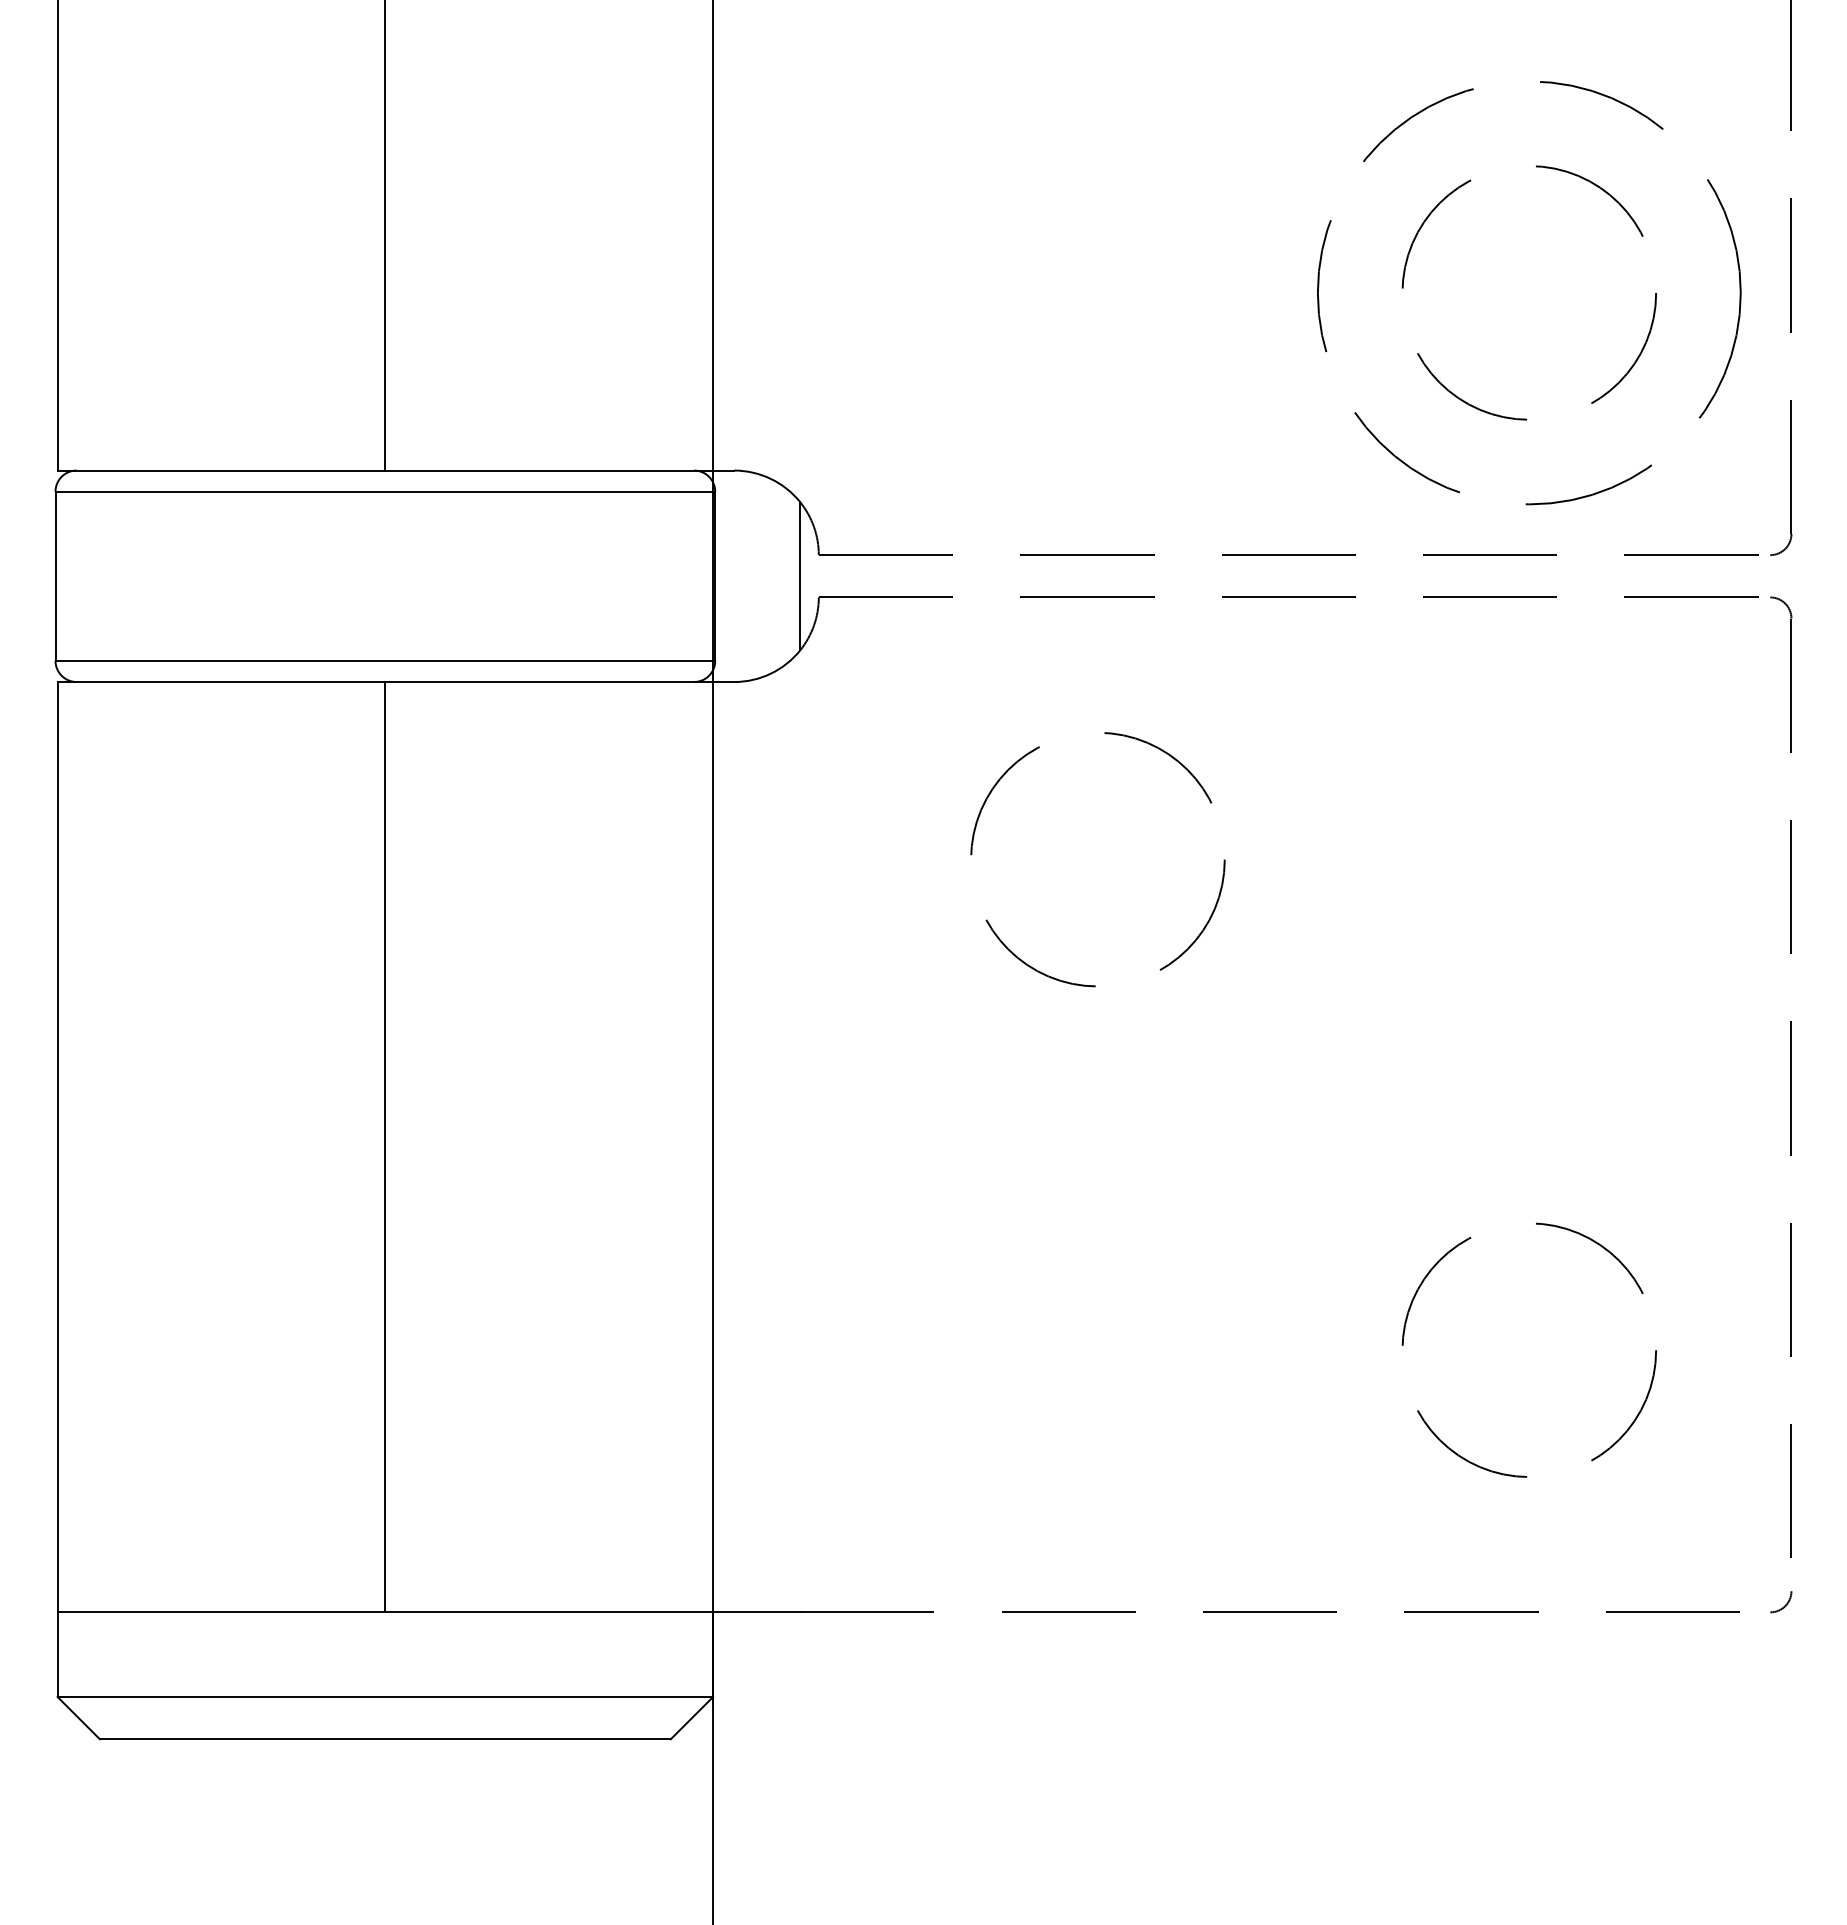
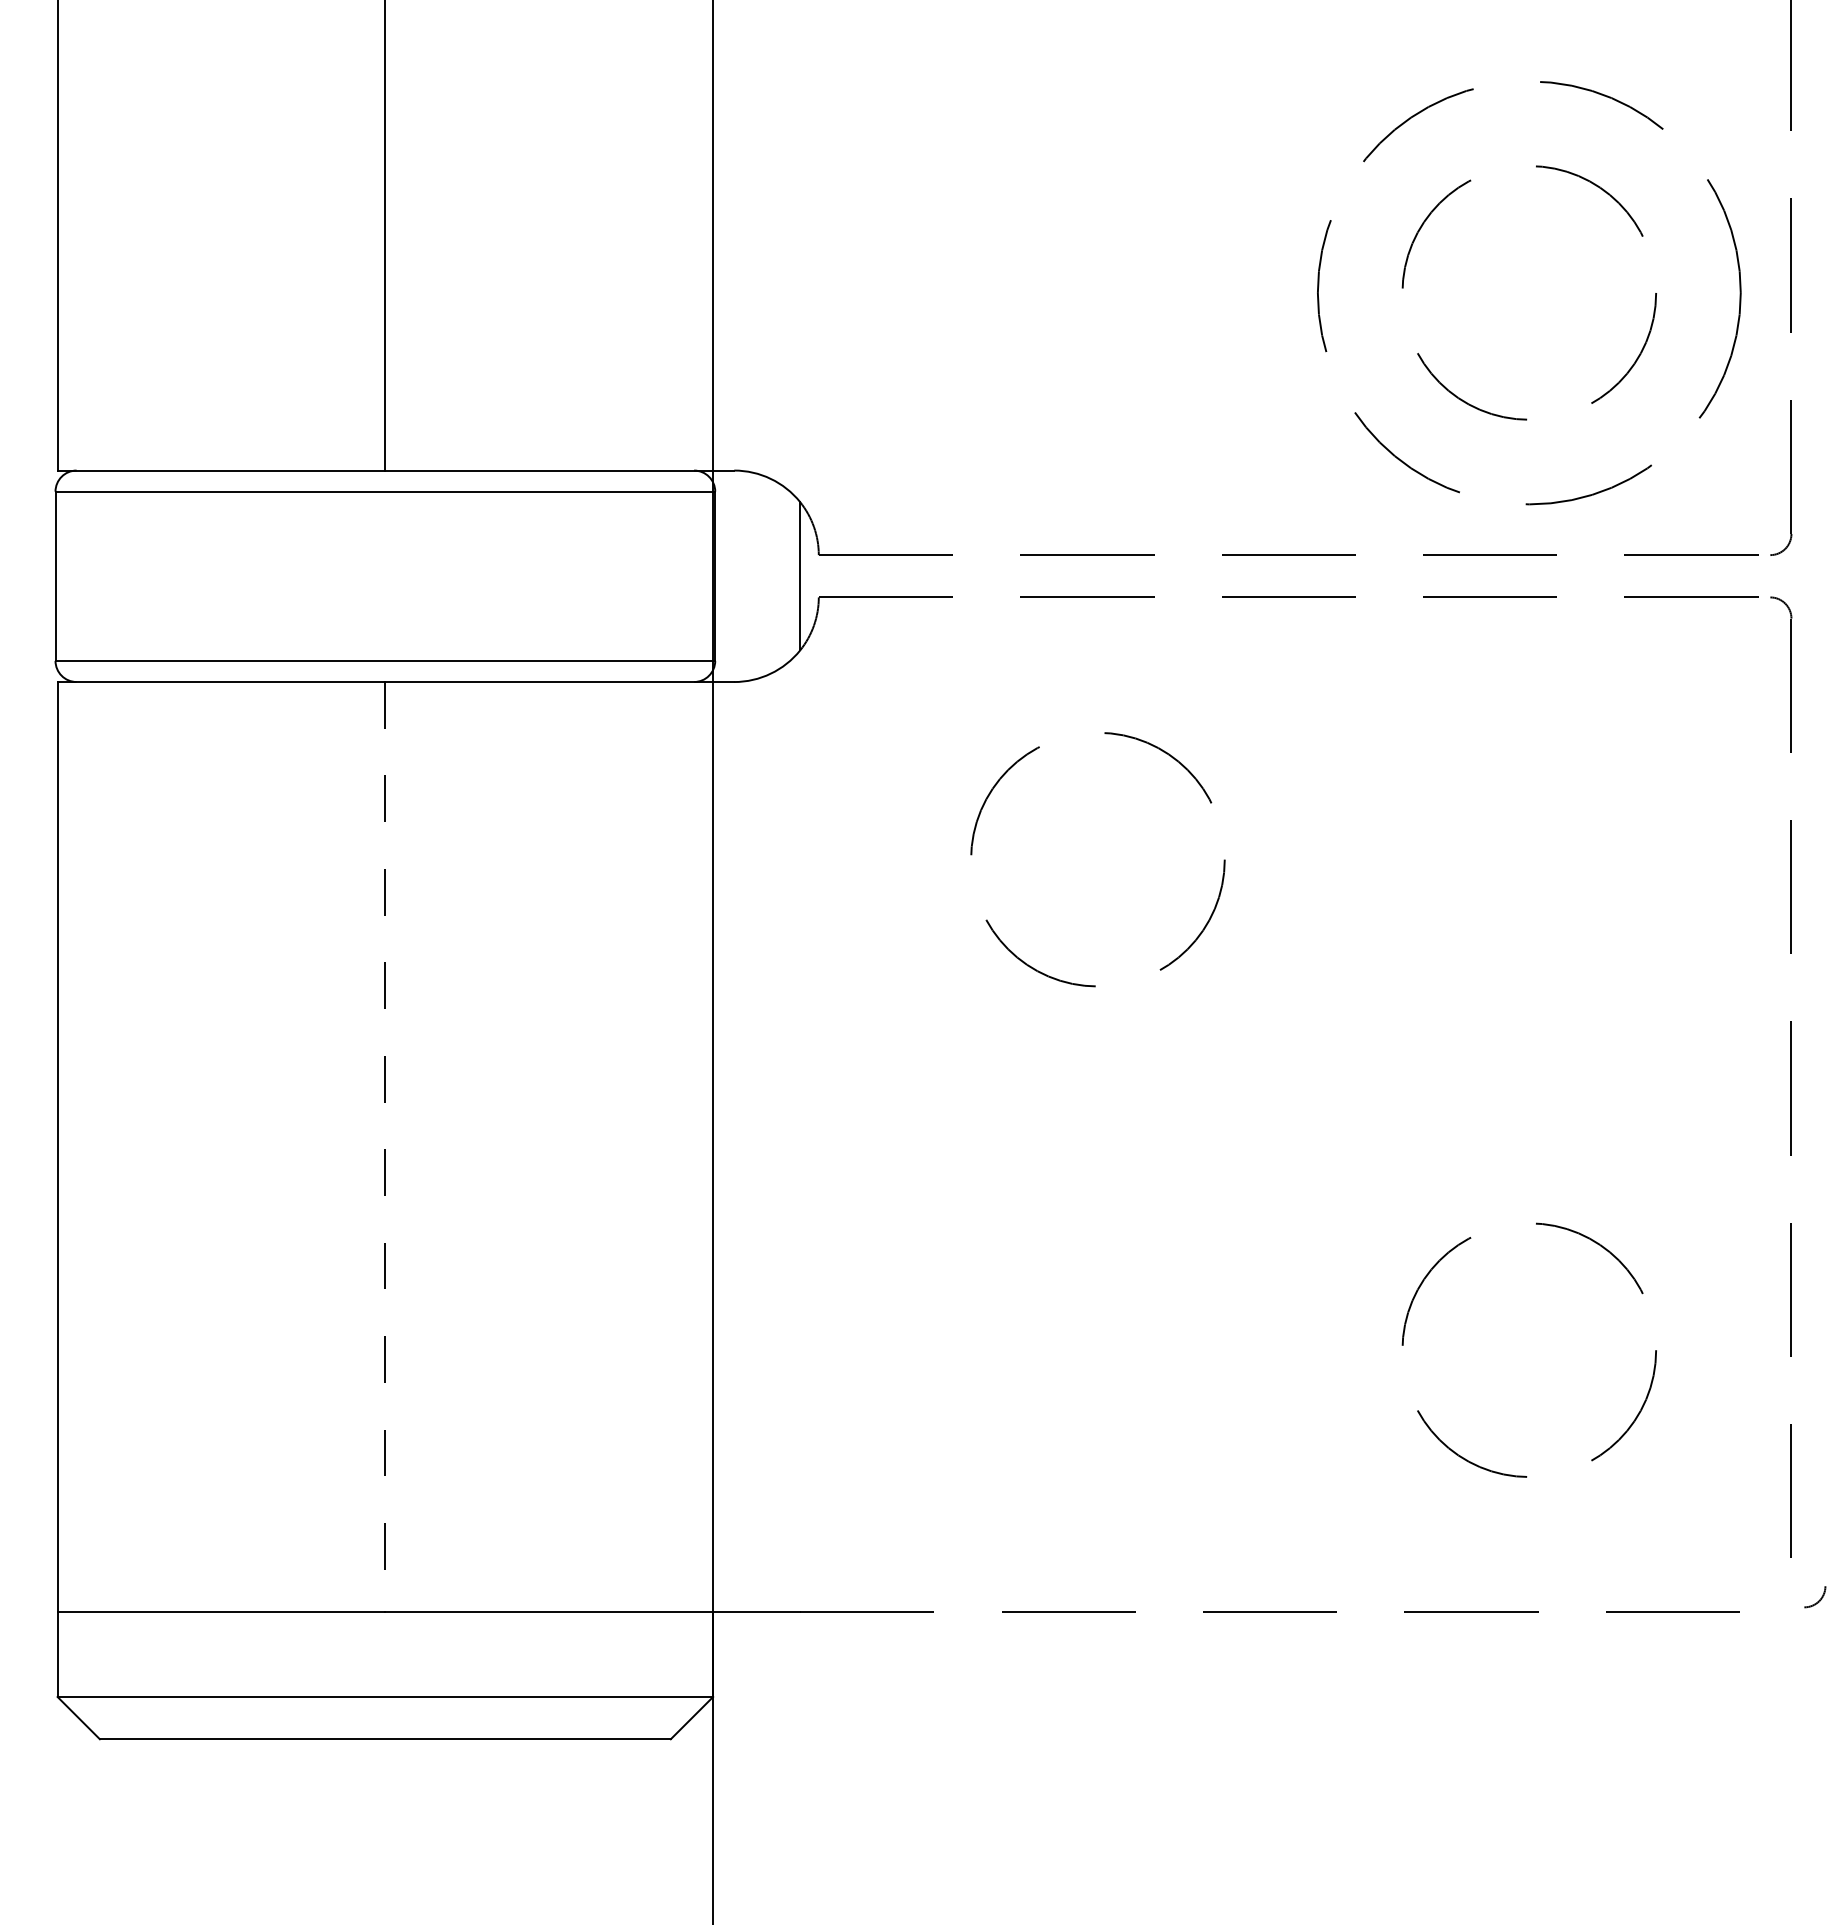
line: solid -> dashed (385, 1147)
curve position: (1784, 1605) -> (1818, 1600) (1818, 1600)
